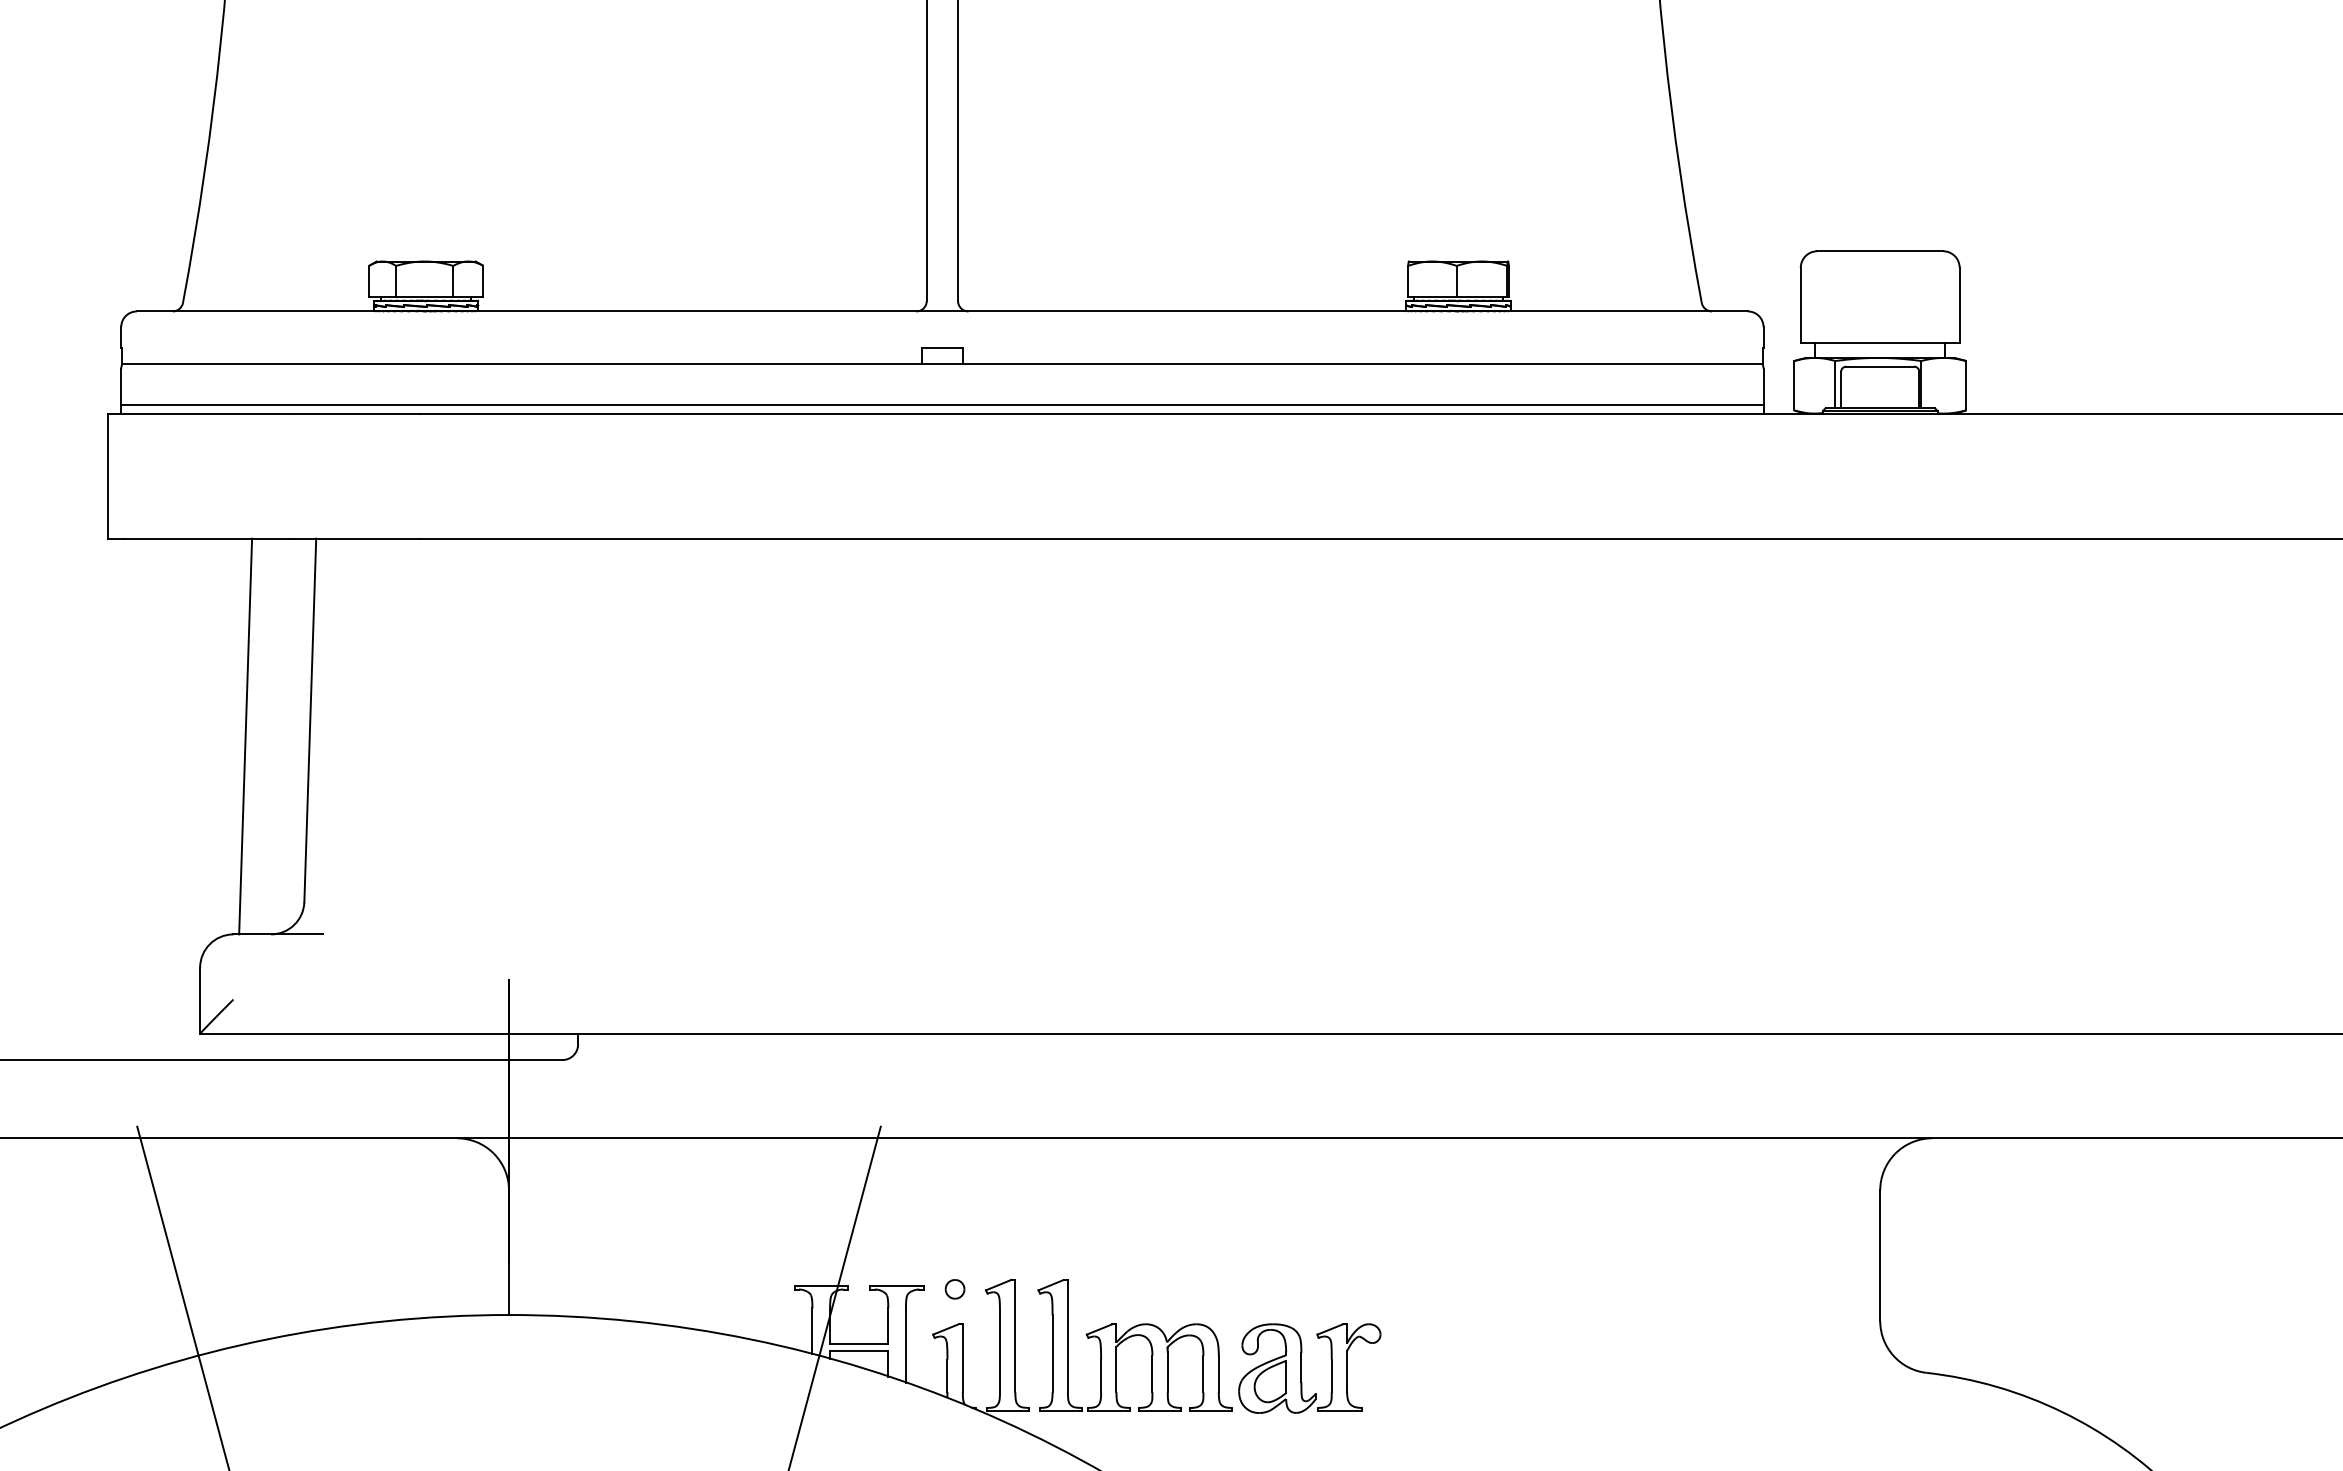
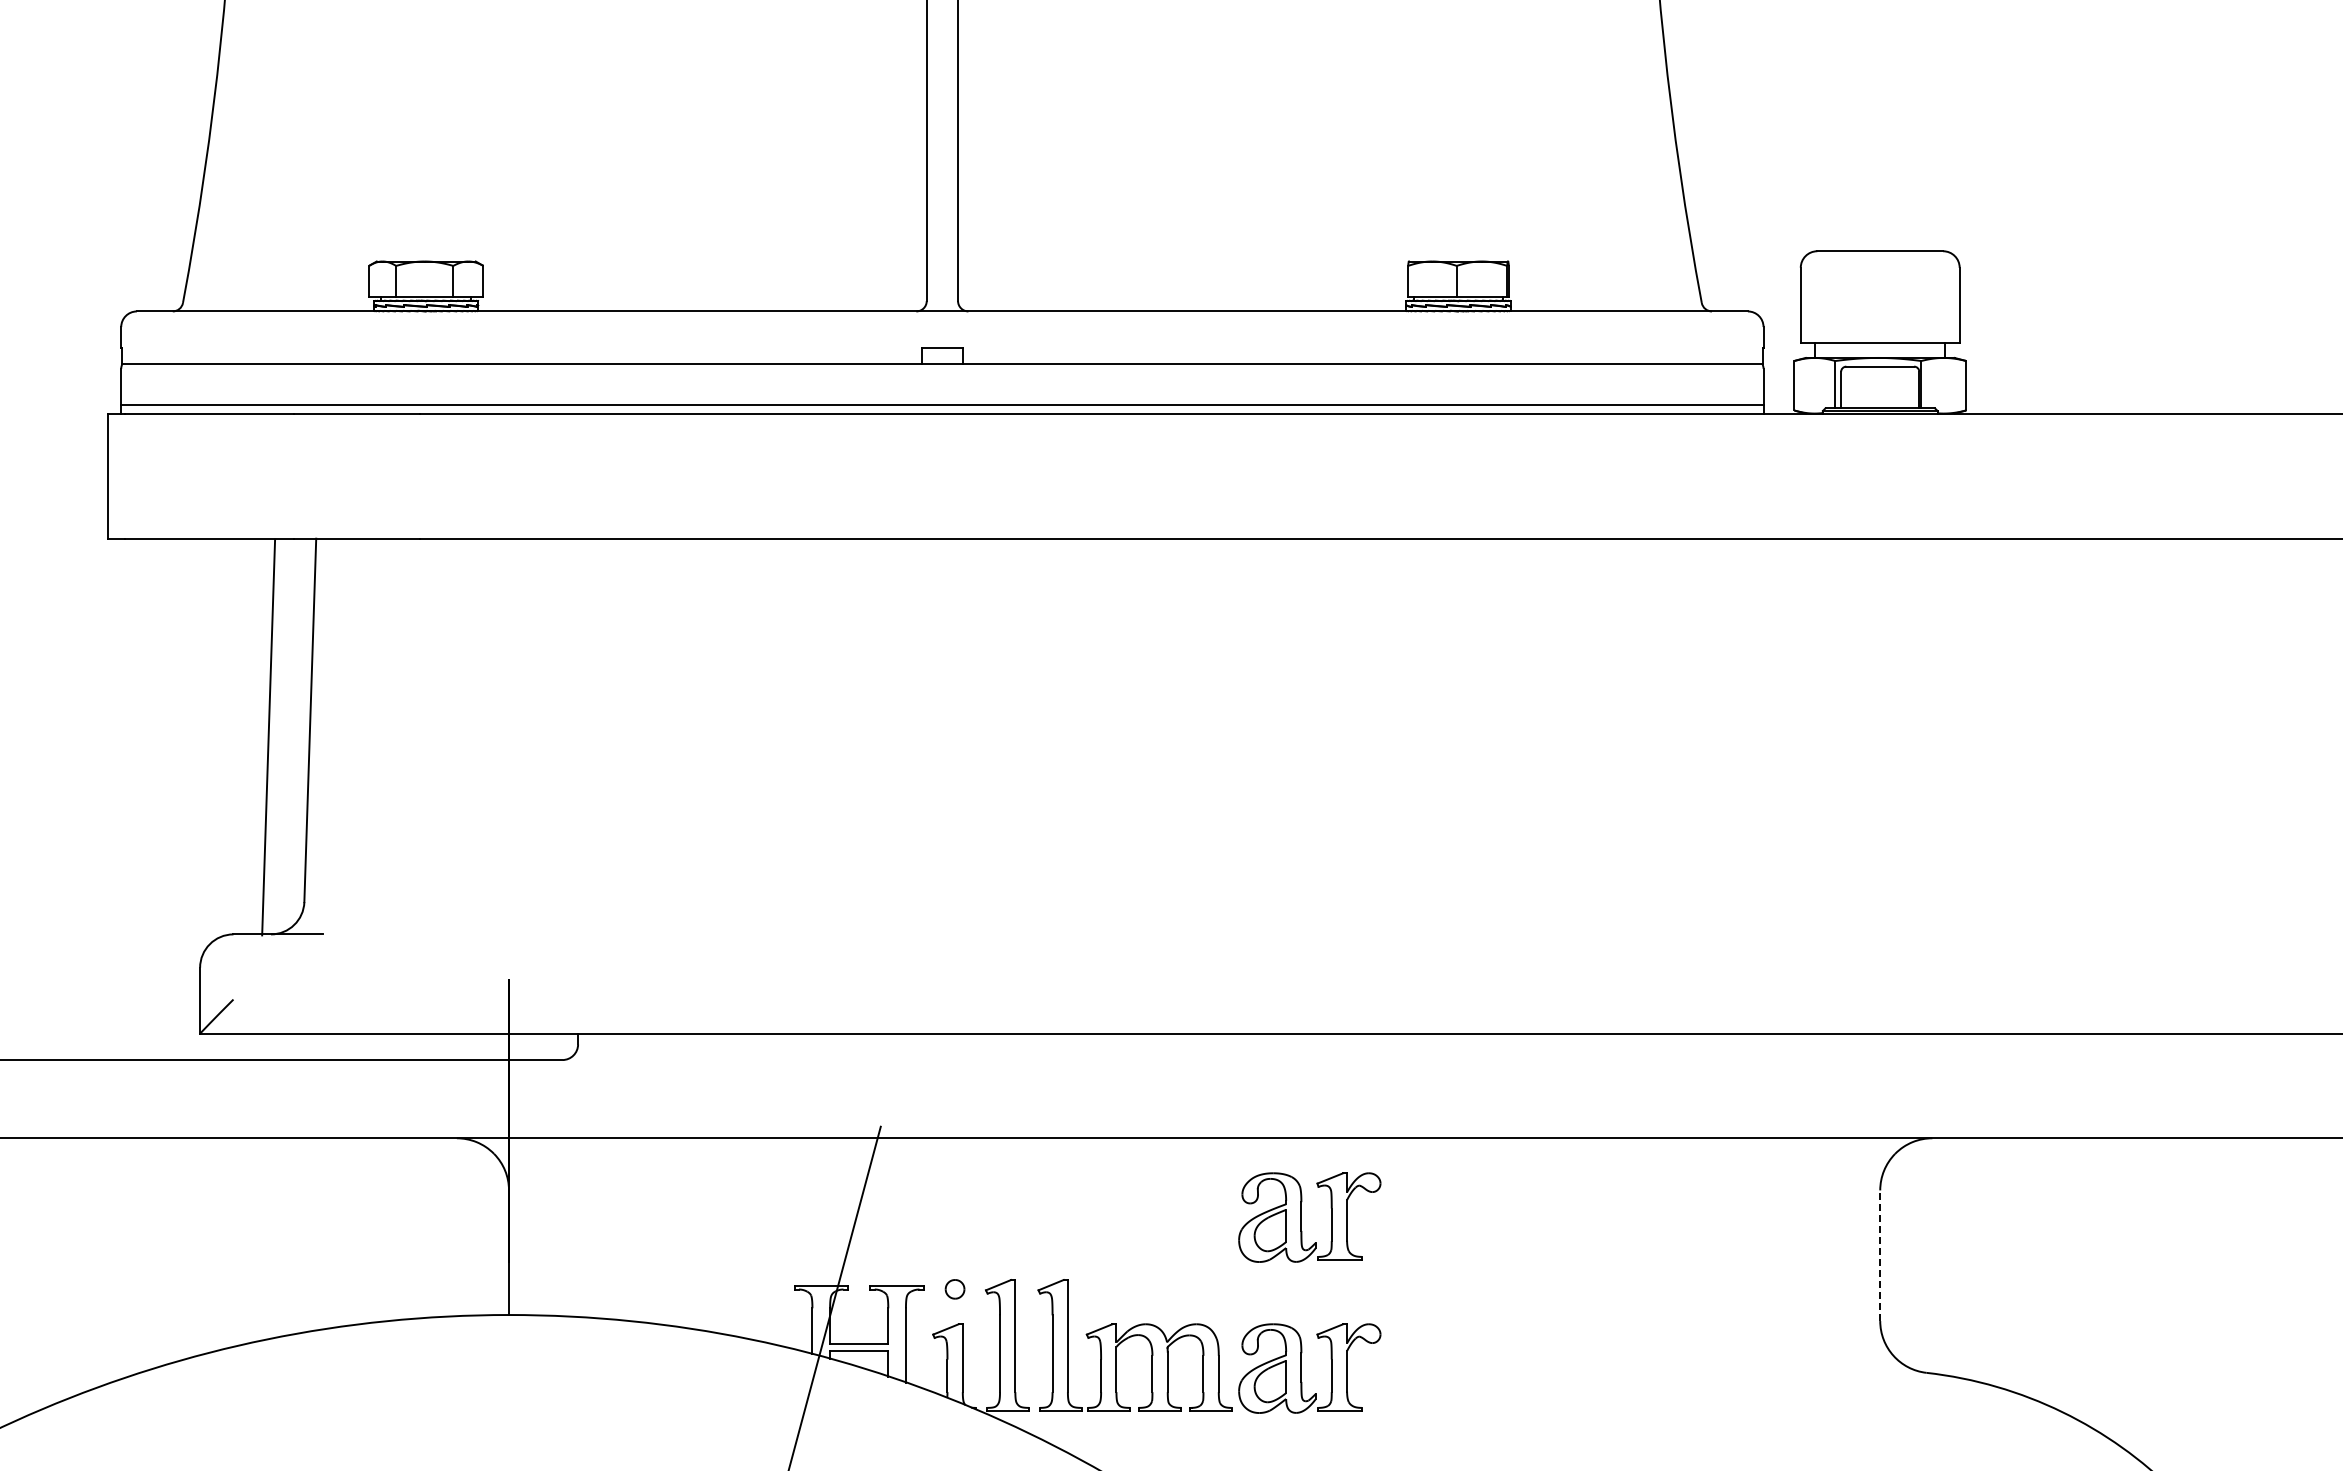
line position: (245, 736) -> (268, 737) (268, 737)
part: none -> present (1301, 1217)
line: solid -> dashed (1880, 1255)
line: present -> none (182, 1296)
